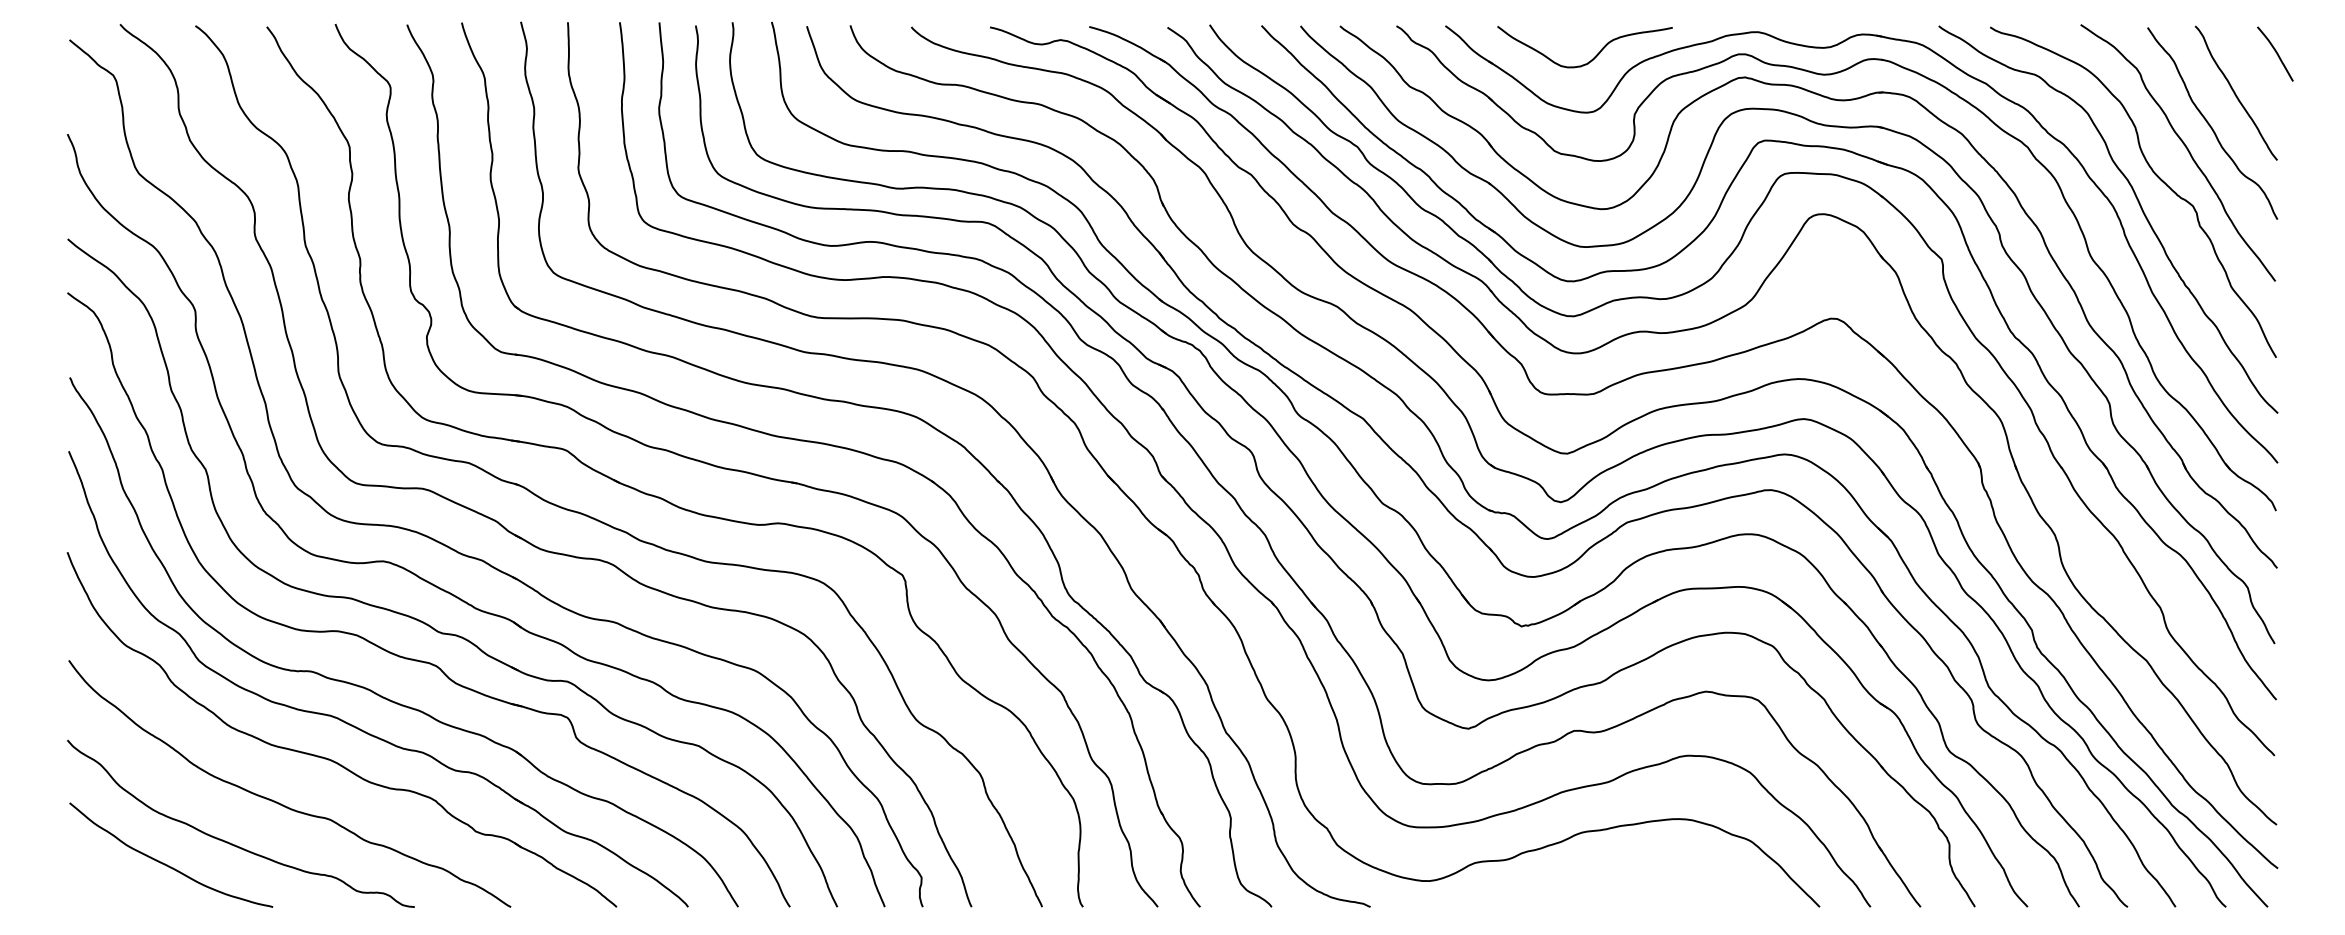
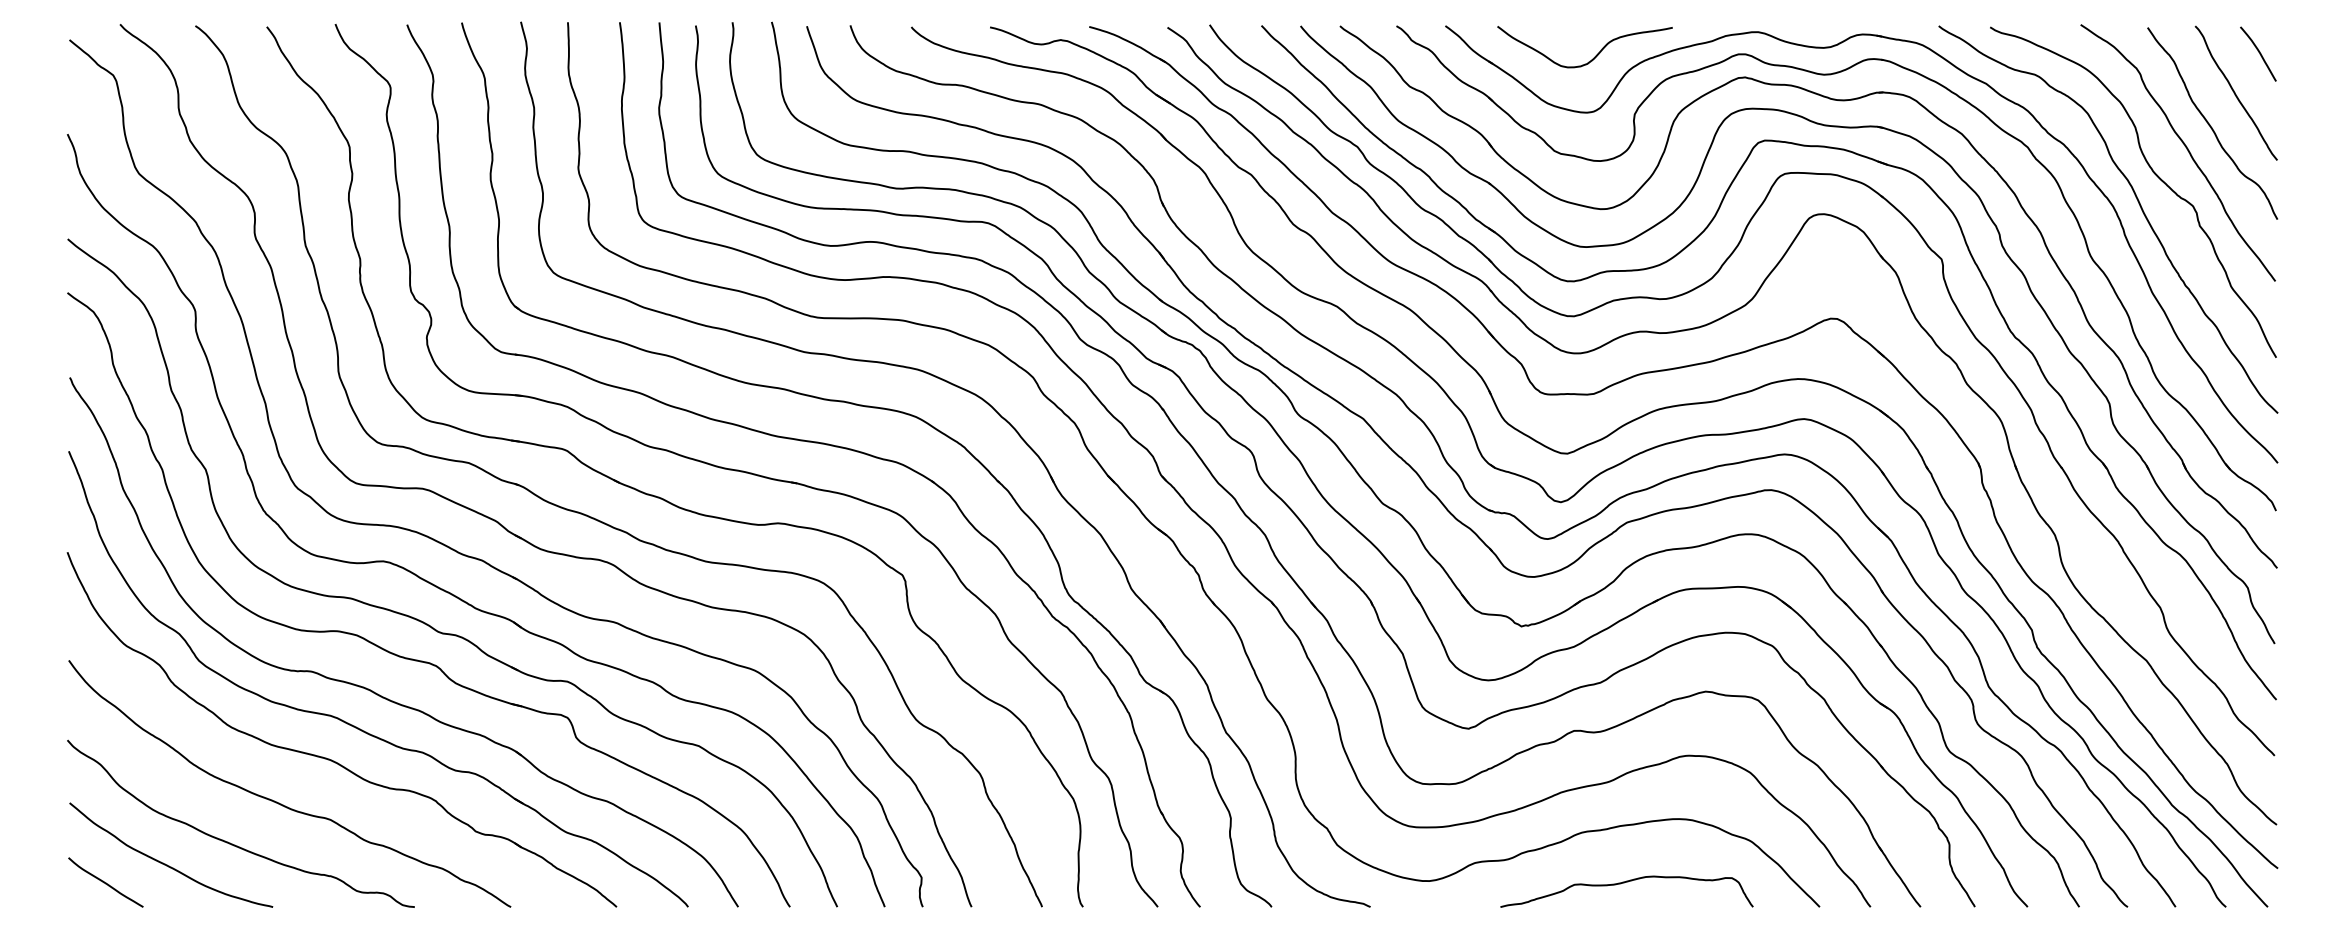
curve position: (2275, 52) -> (2258, 52) (2258, 52)
curve: none -> present (105, 882)
curve: none -> present (1624, 883)
